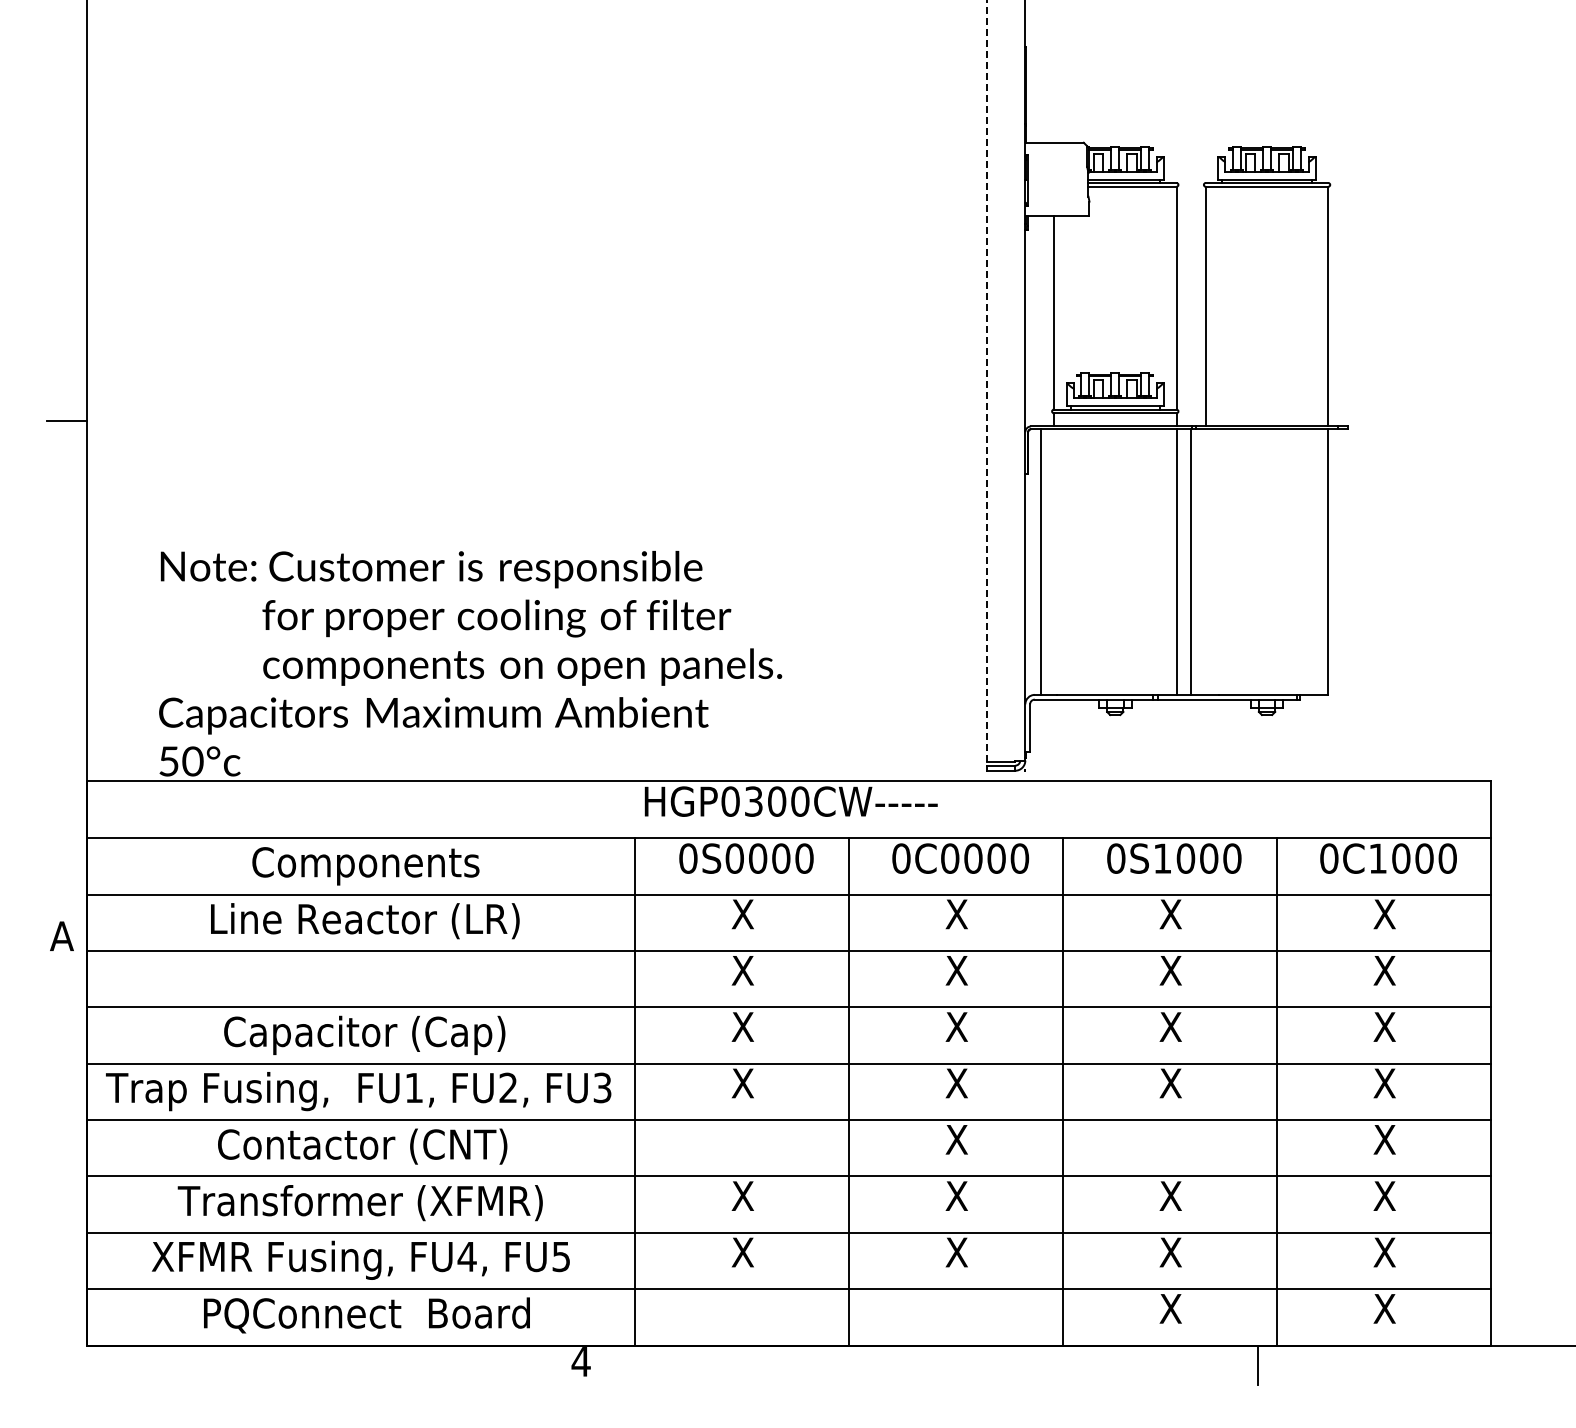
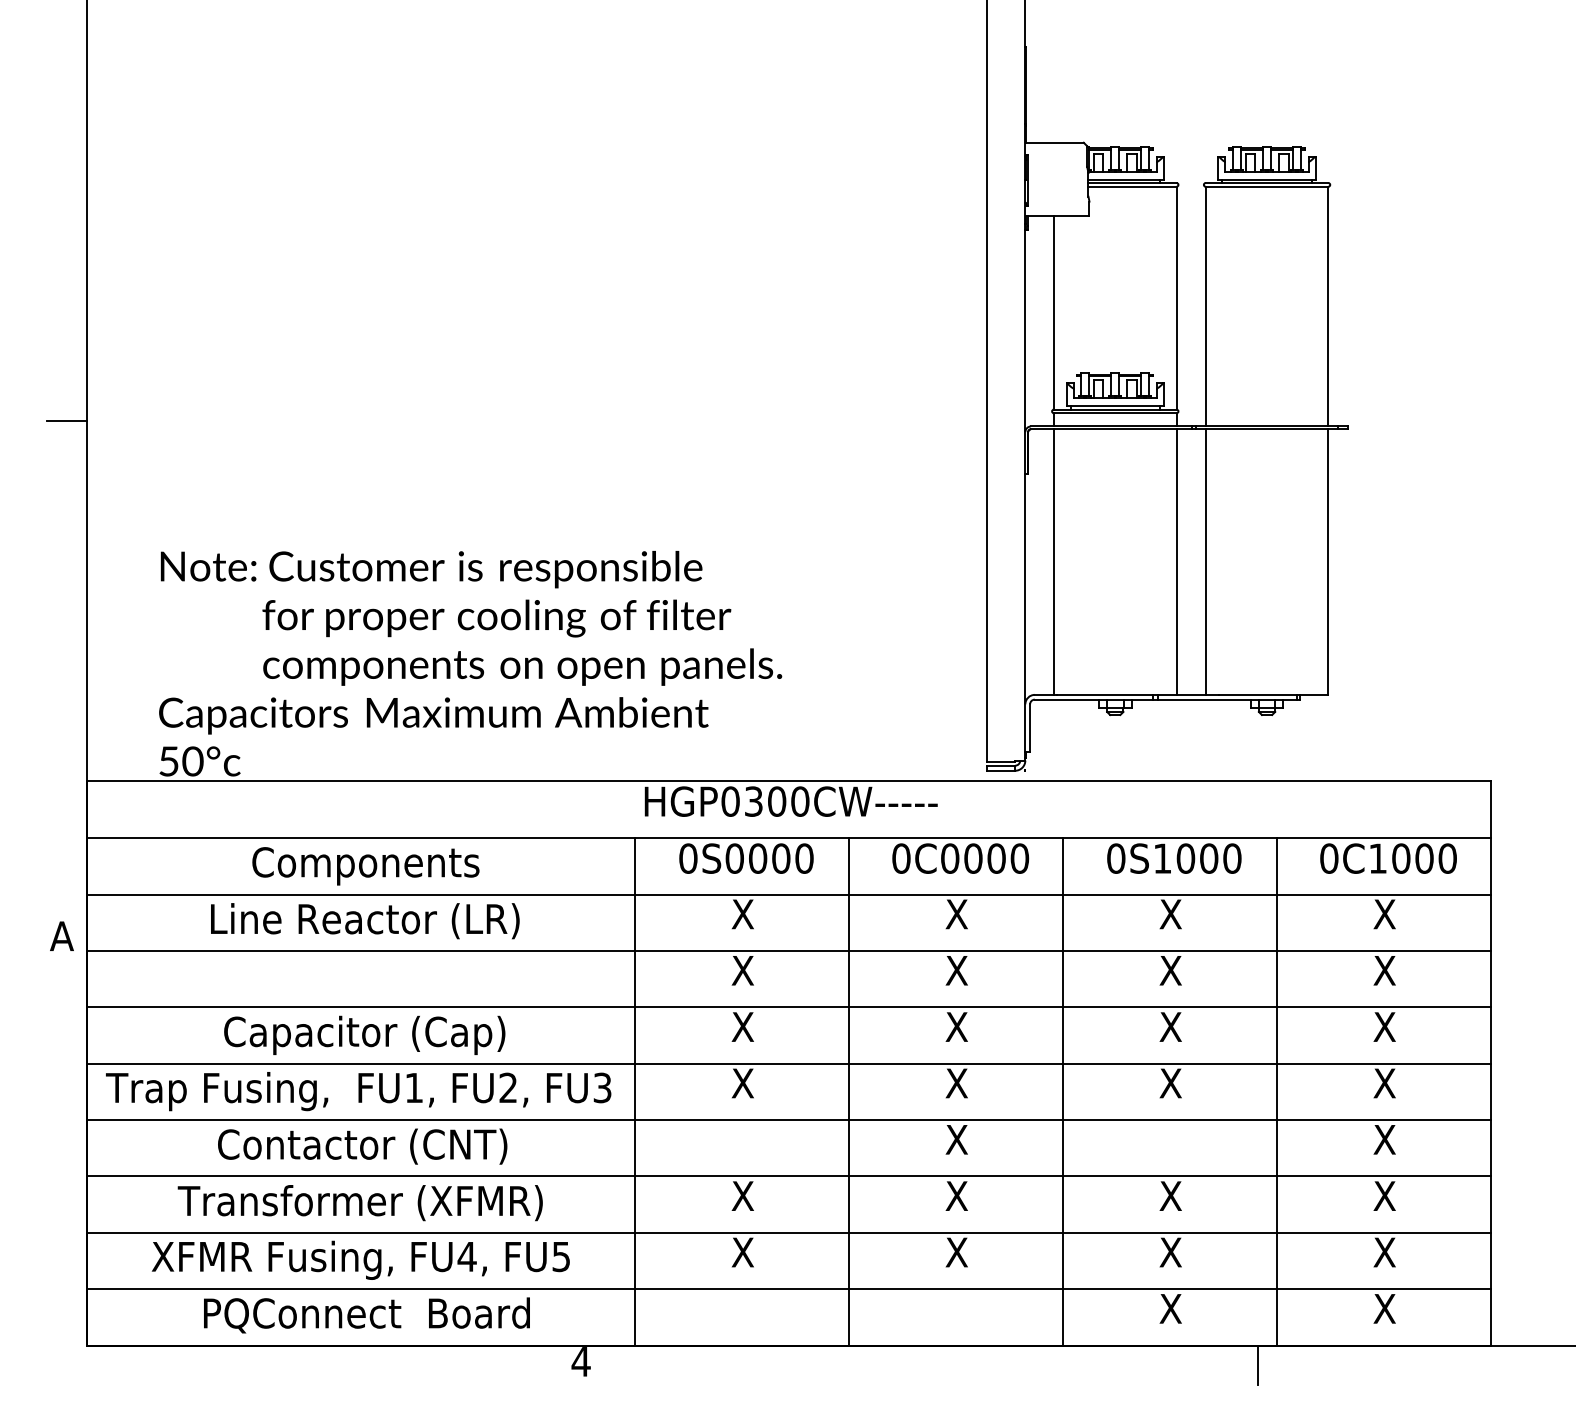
line: dashed -> solid (987, 381)
line position: (1040, 561) -> (1053, 561) (1053, 561)
line position: (1190, 561) -> (1205, 561) (1205, 561)
